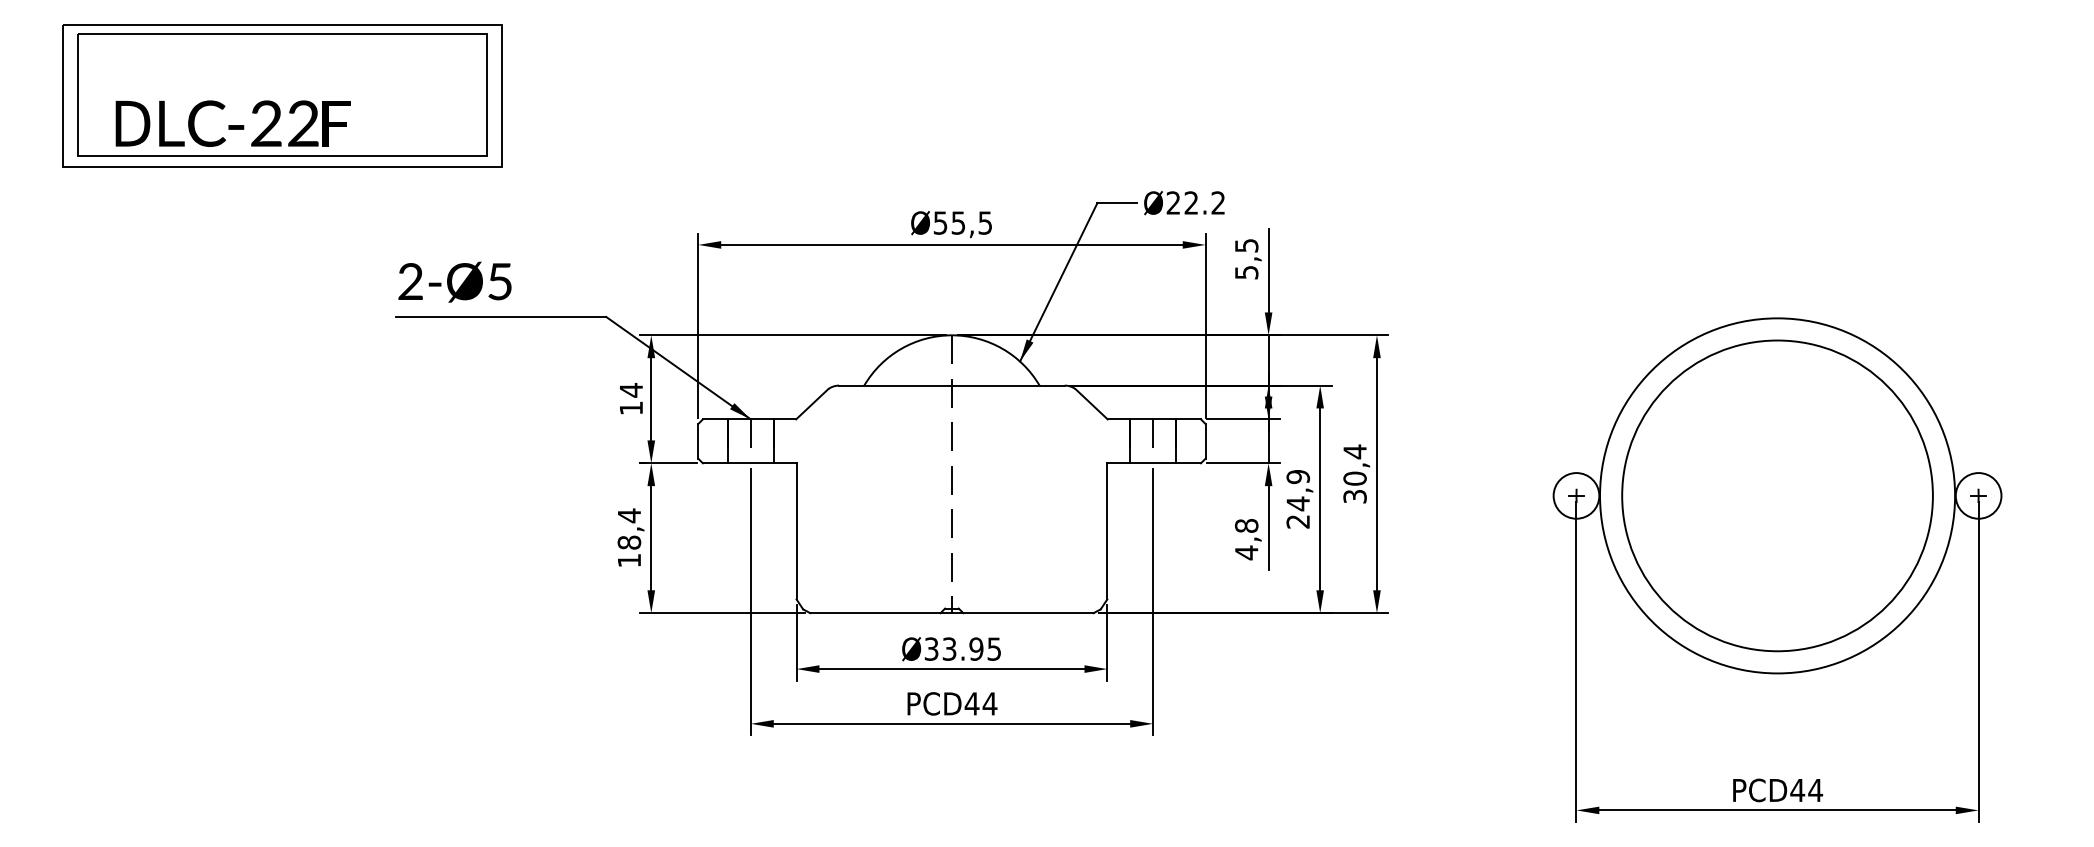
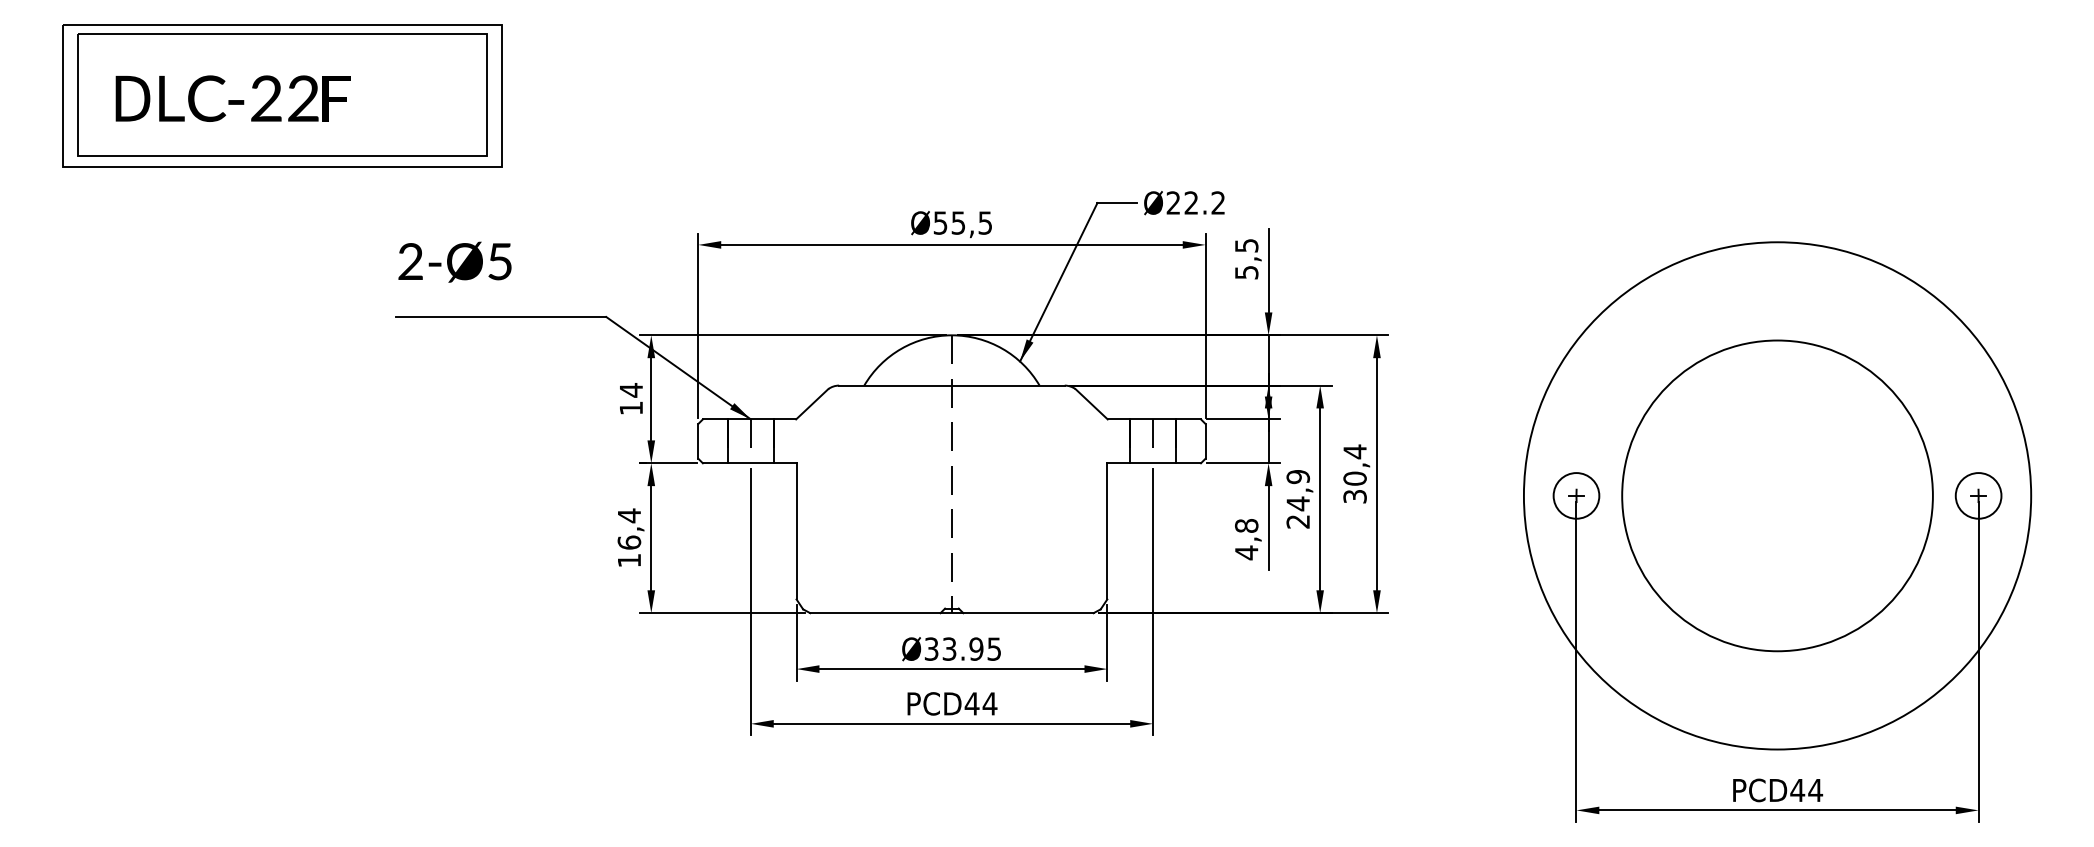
text position: (232, 123) -> (232, 98) (232, 98)
text position: (454, 281) -> (454, 261) (454, 261)
circle diameter: 355 px -> 507 px (1777, 495)
text: 18,4 -> 16,4 (629, 542)
